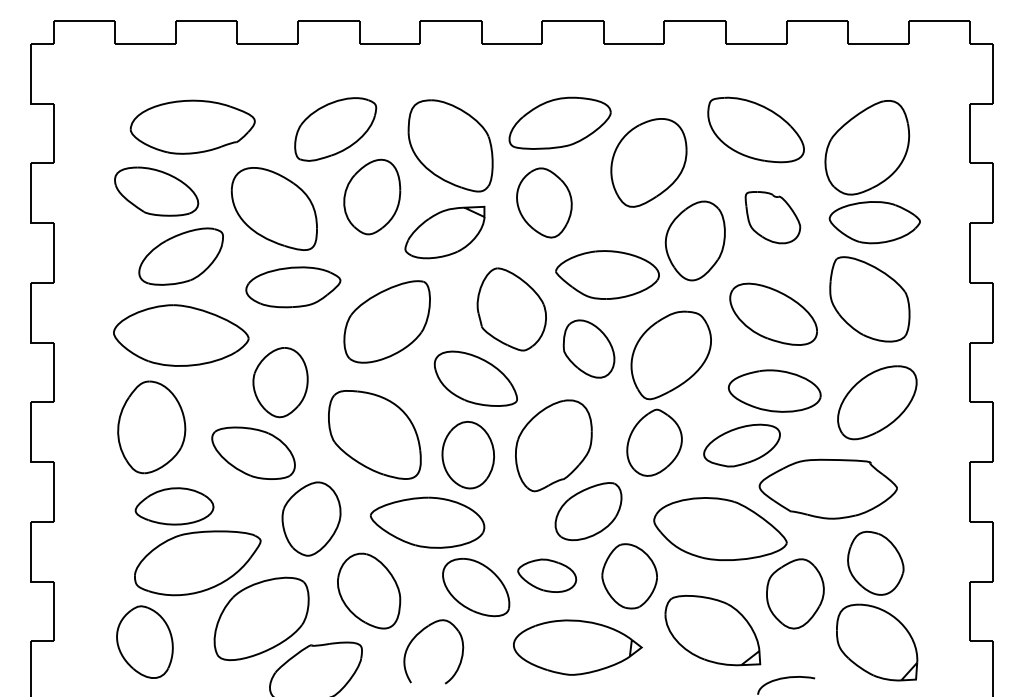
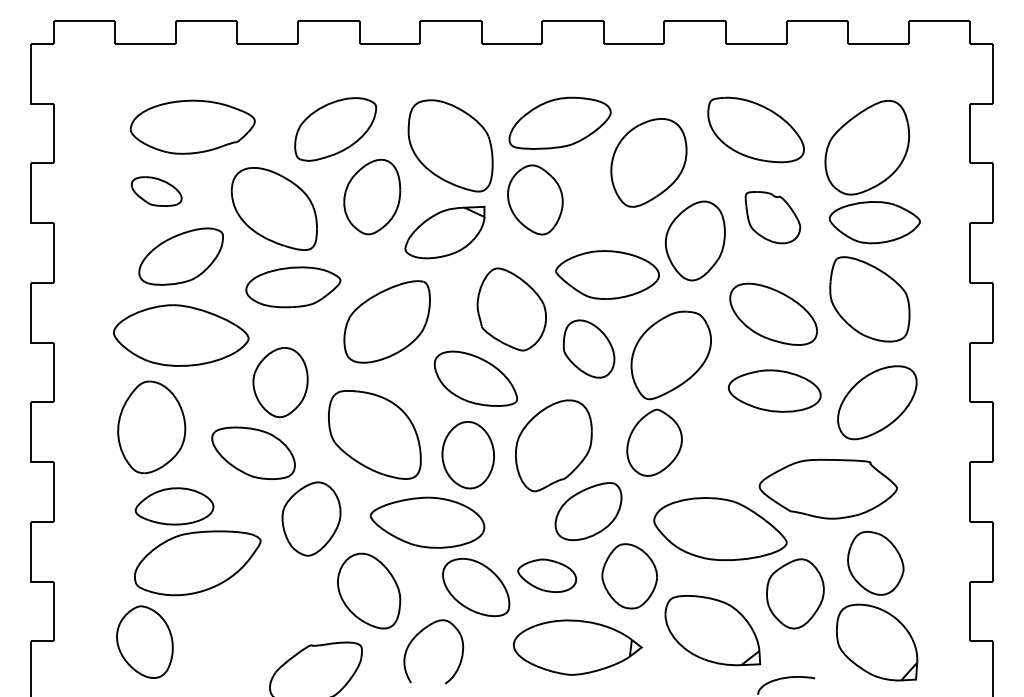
part size: 86x51 px -> 53x31 px (156, 191)
part position: (544, 202) -> (535, 199) (535, 199)
part: present -> none (741, 445)
part: present -> none (261, 618)
